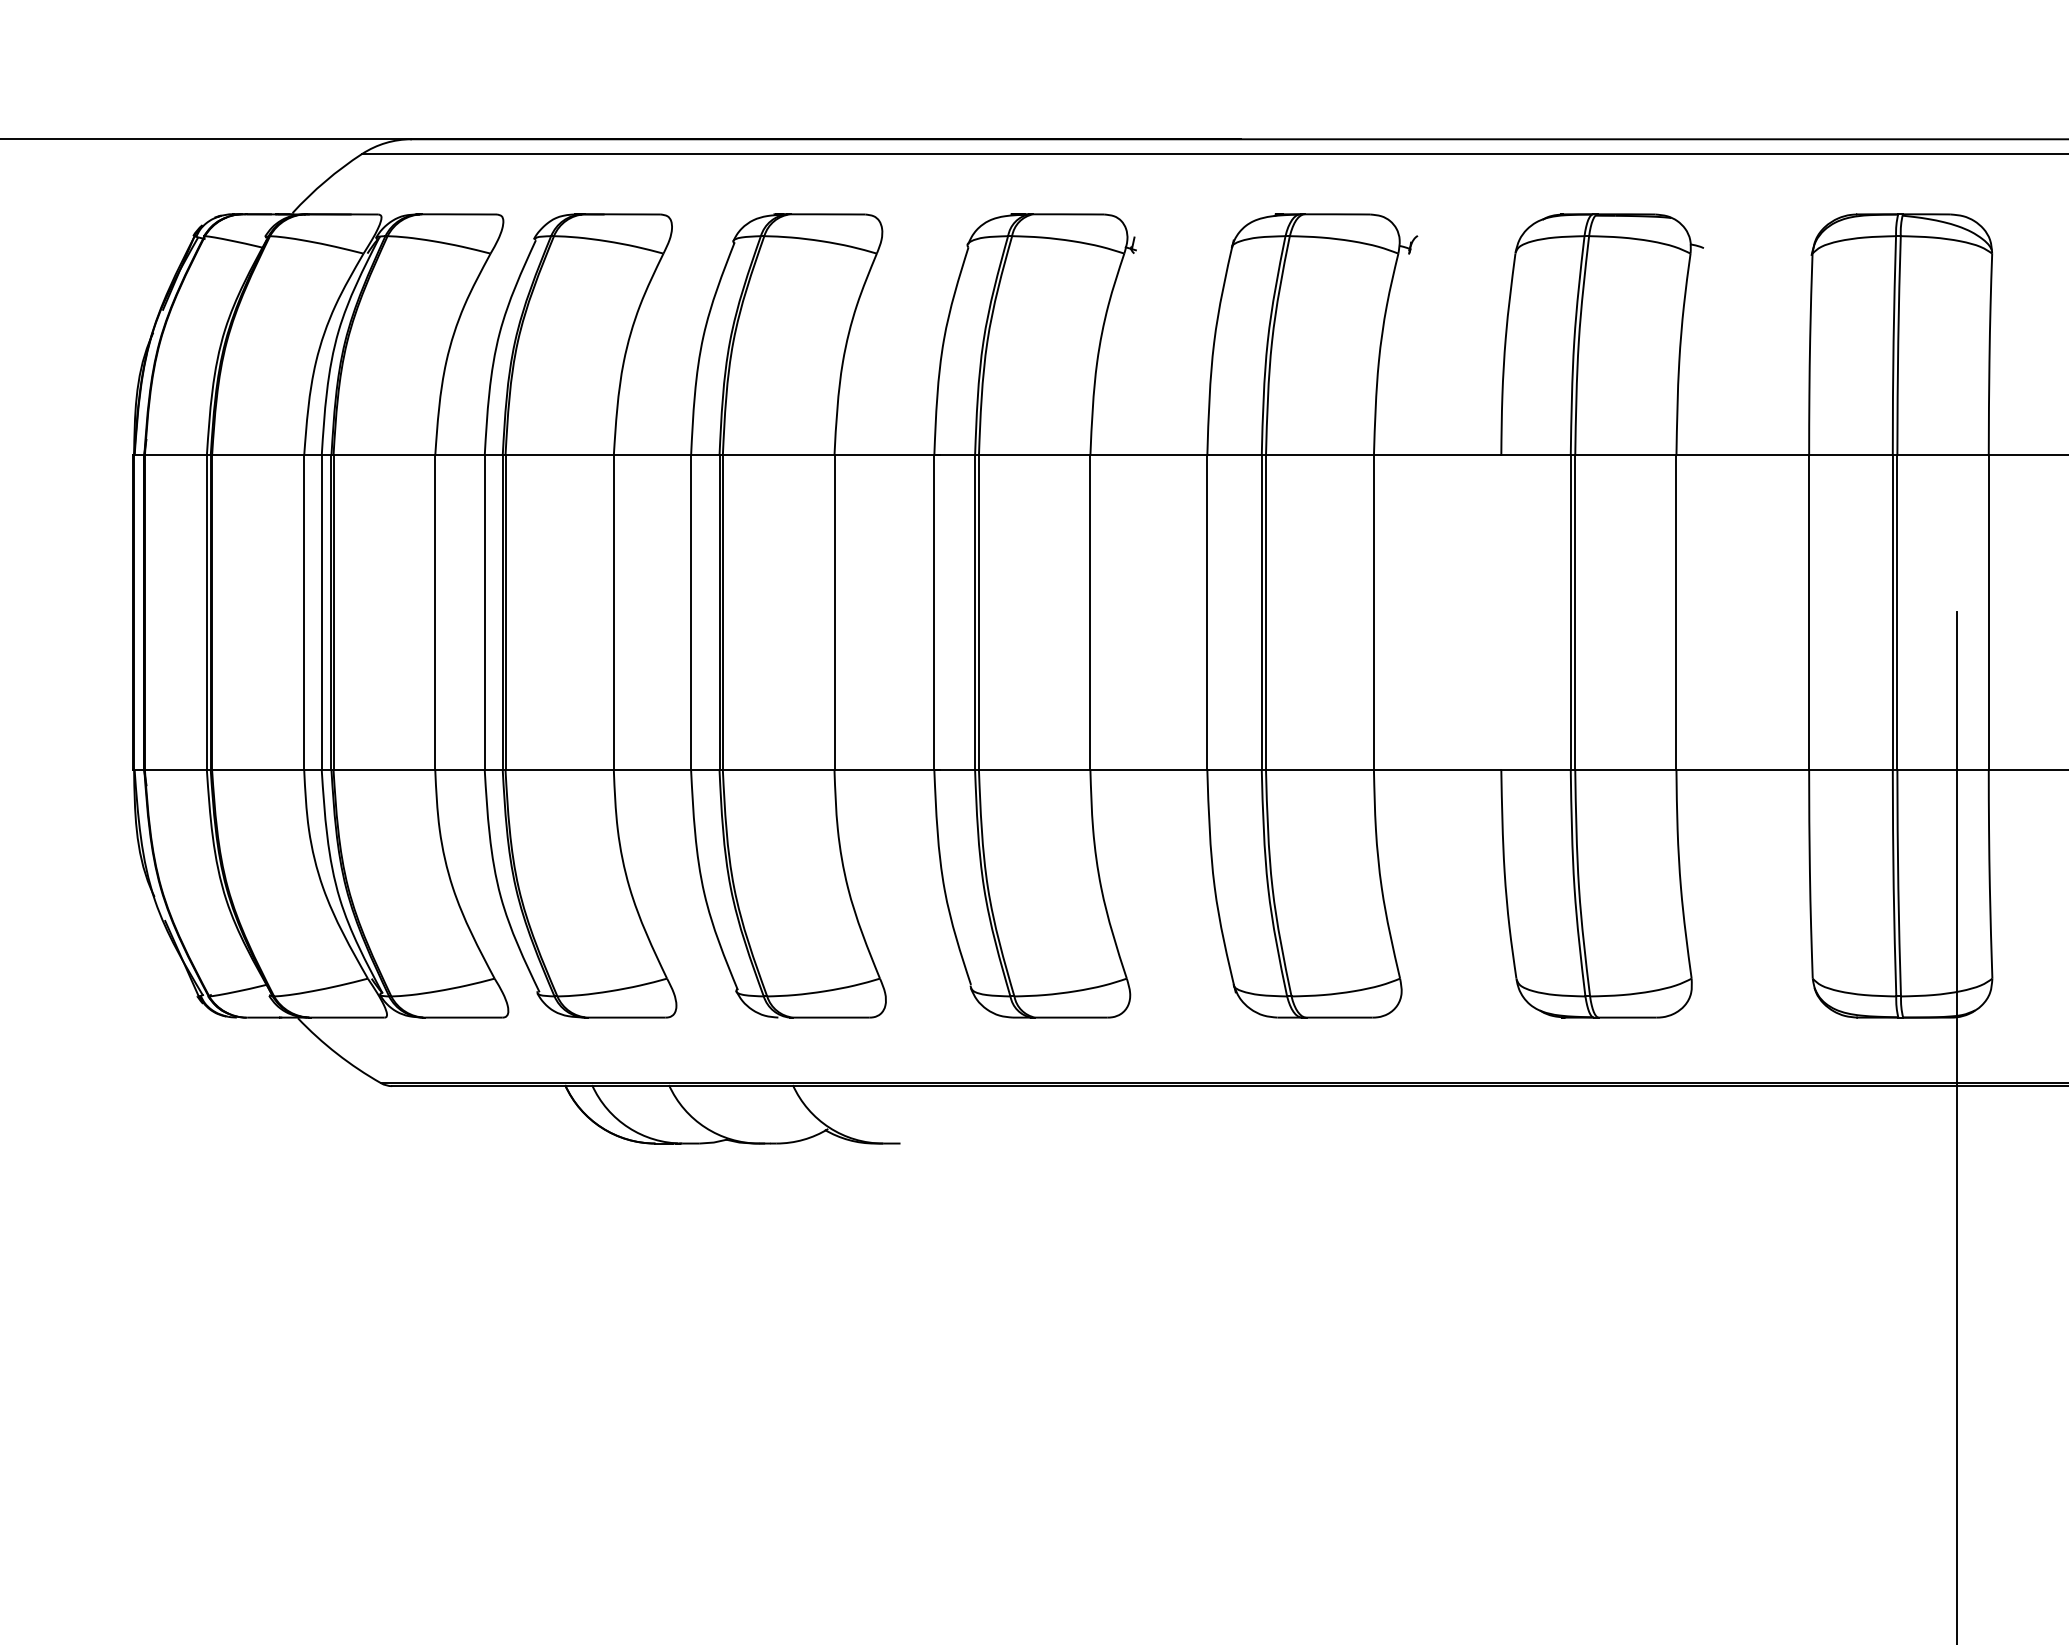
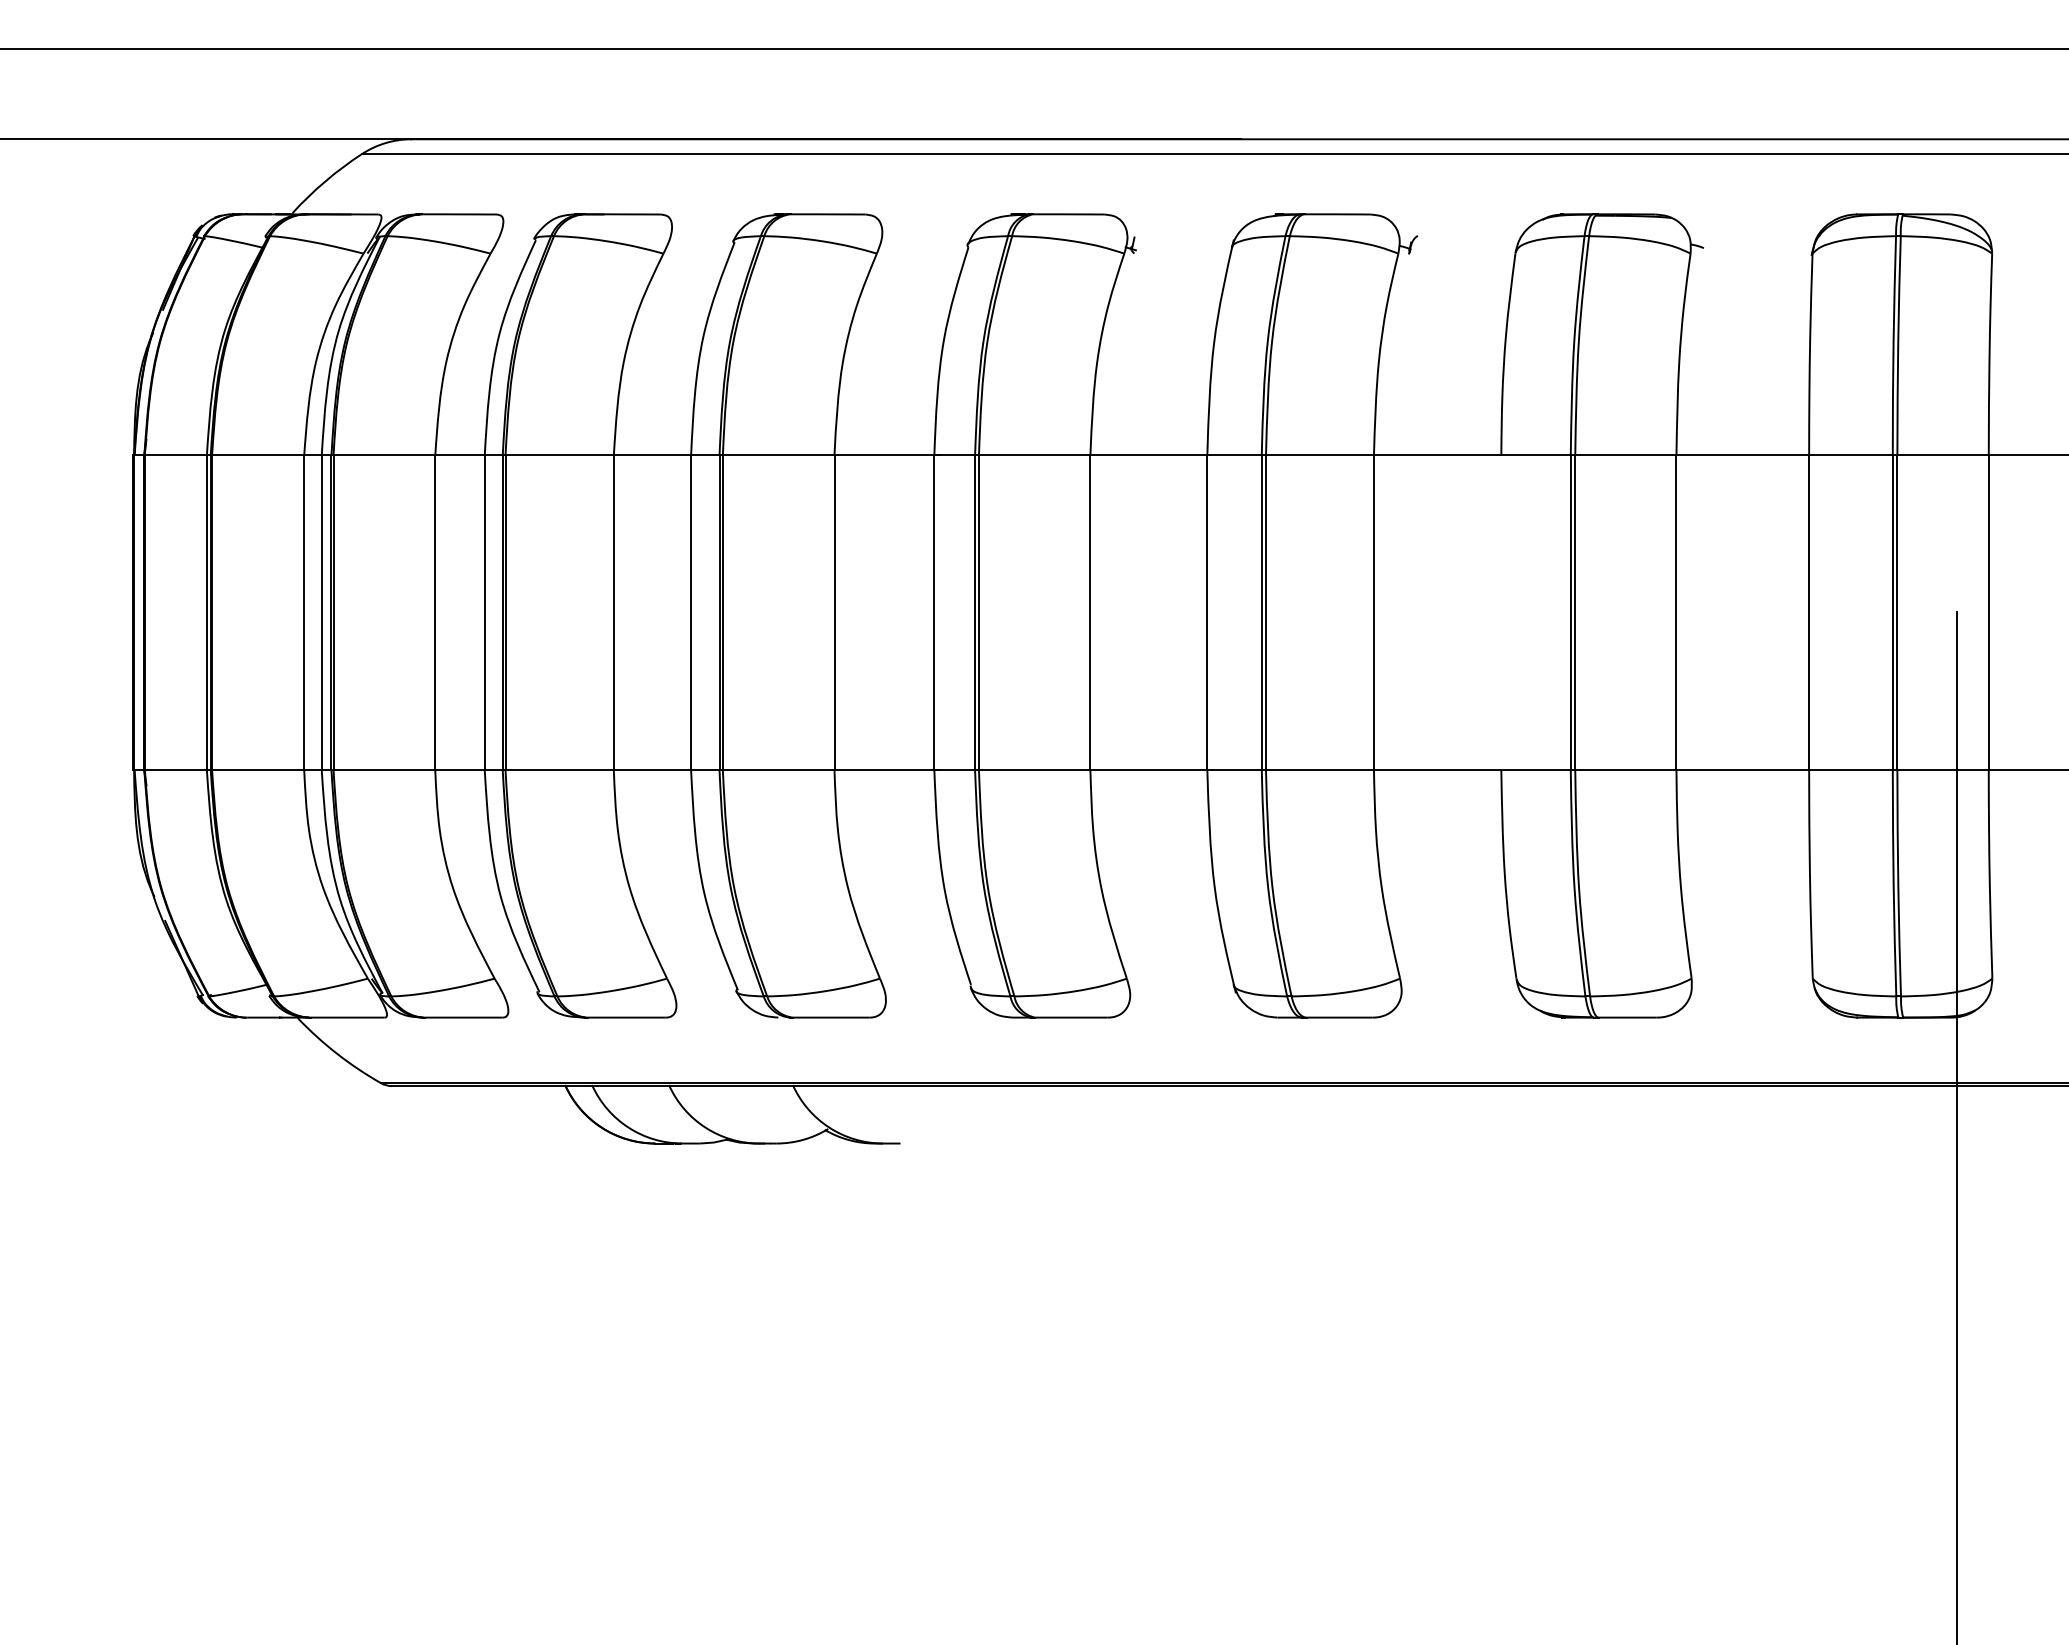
line: none -> present (1033, 49)
